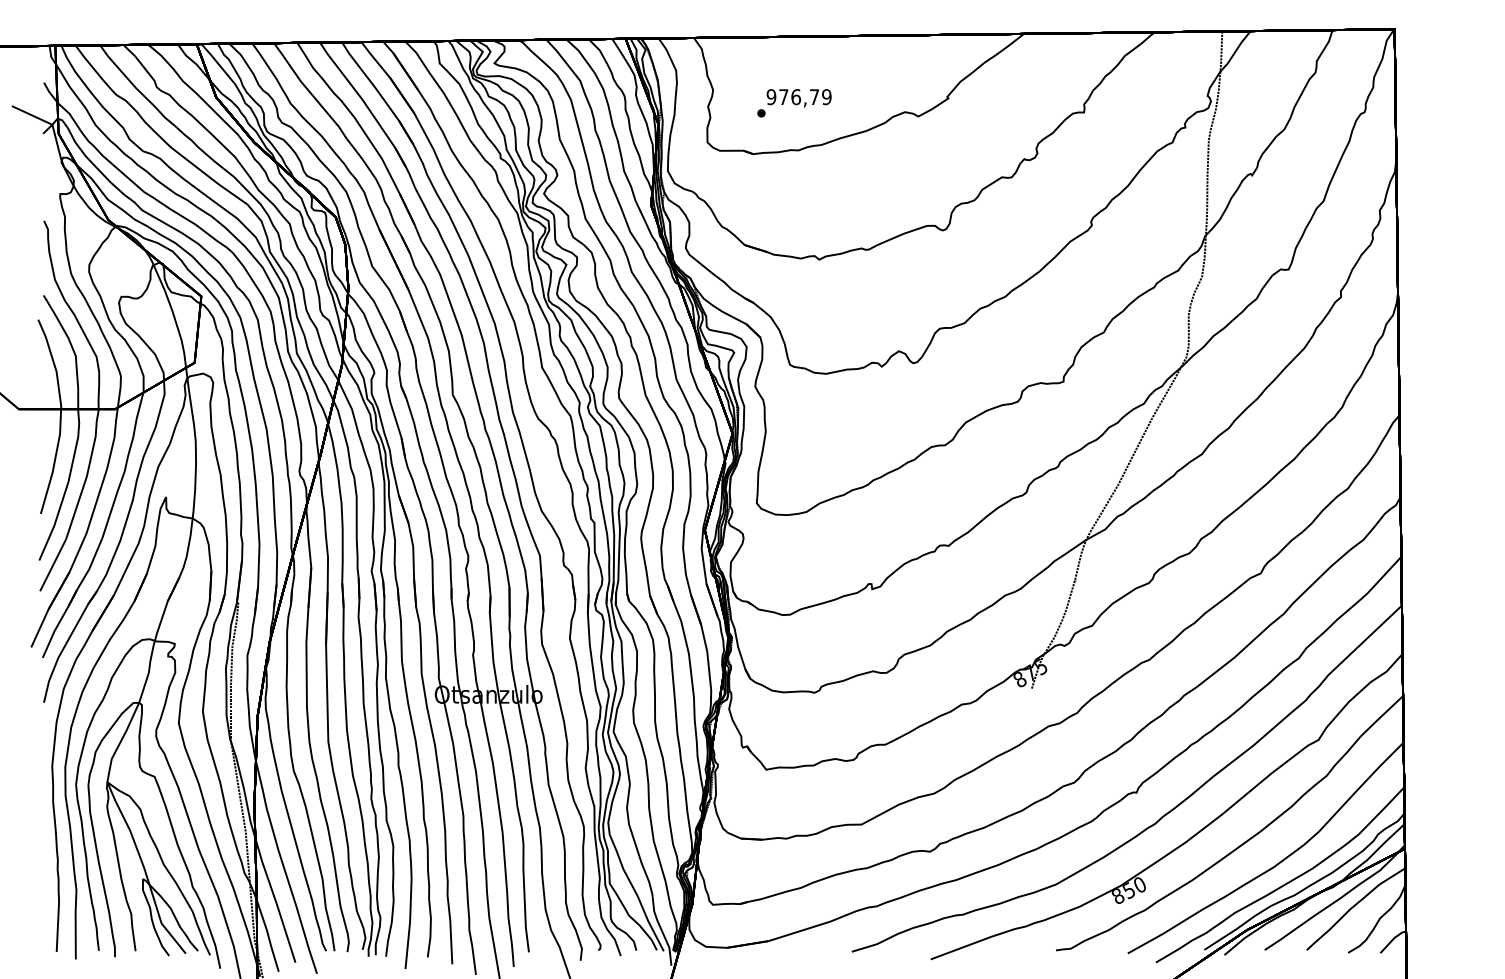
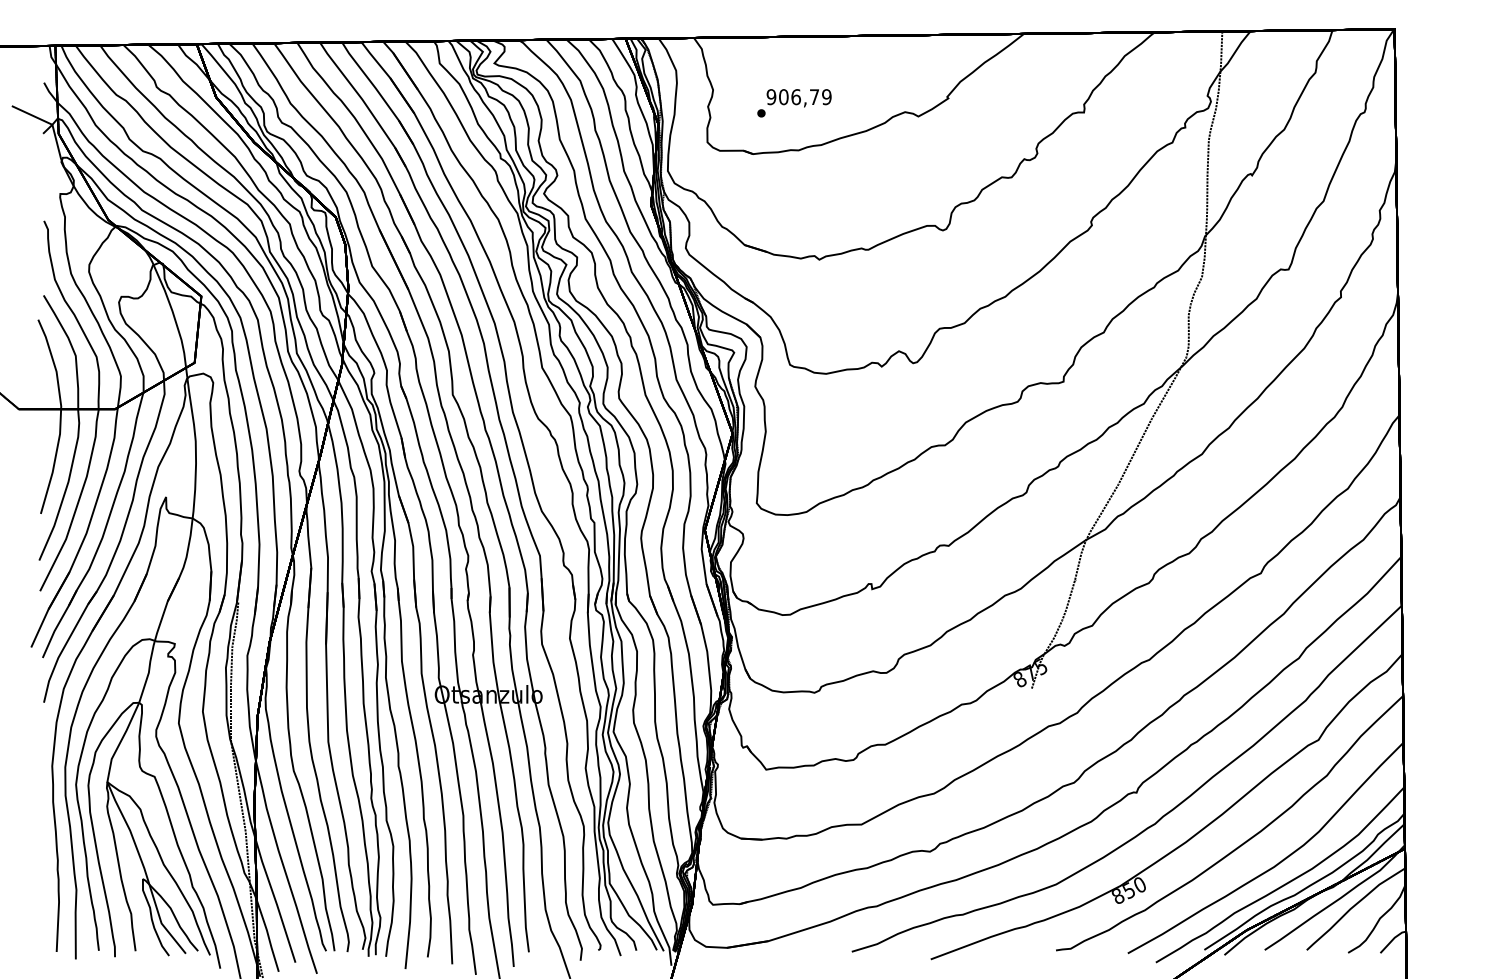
text: 976,79 -> 906,79 (783, 97)
